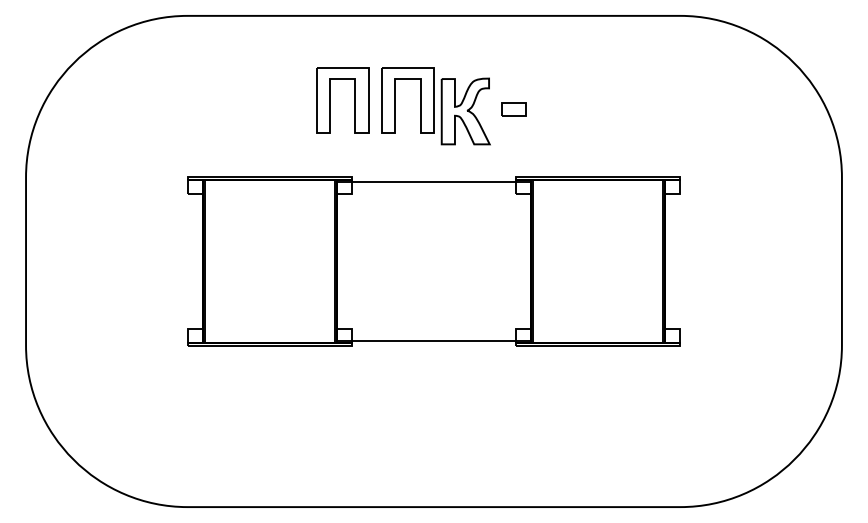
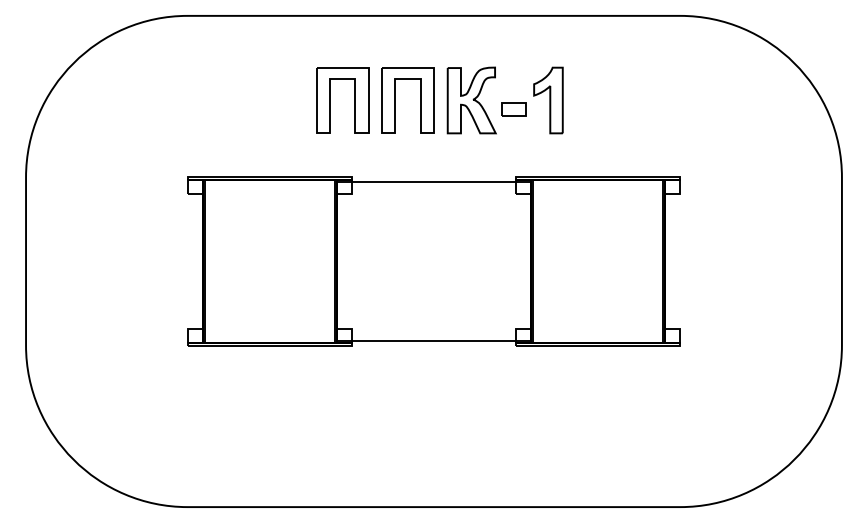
part: none -> present (548, 100)
part position: (465, 111) -> (471, 100) (471, 100)
